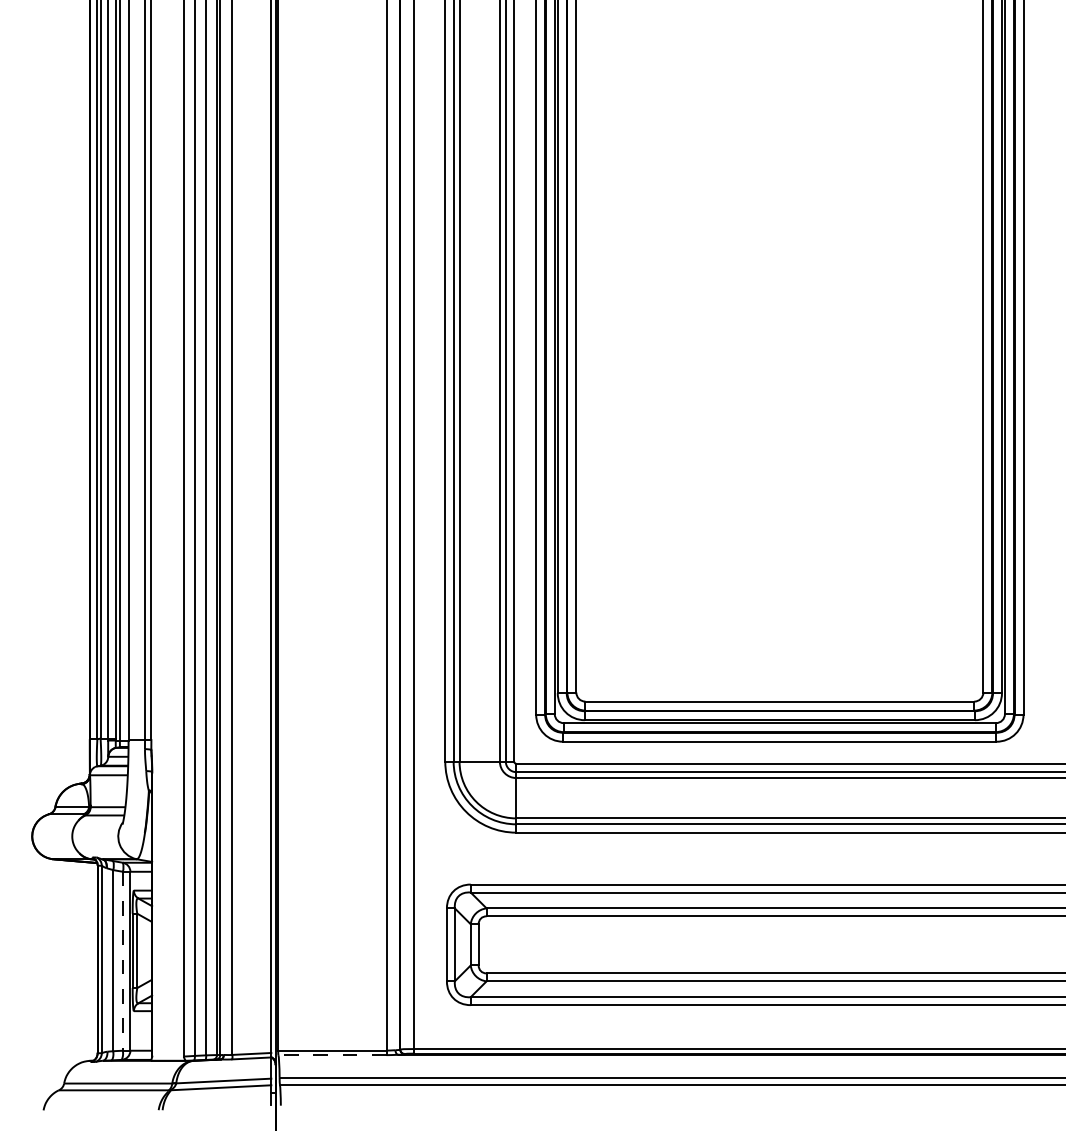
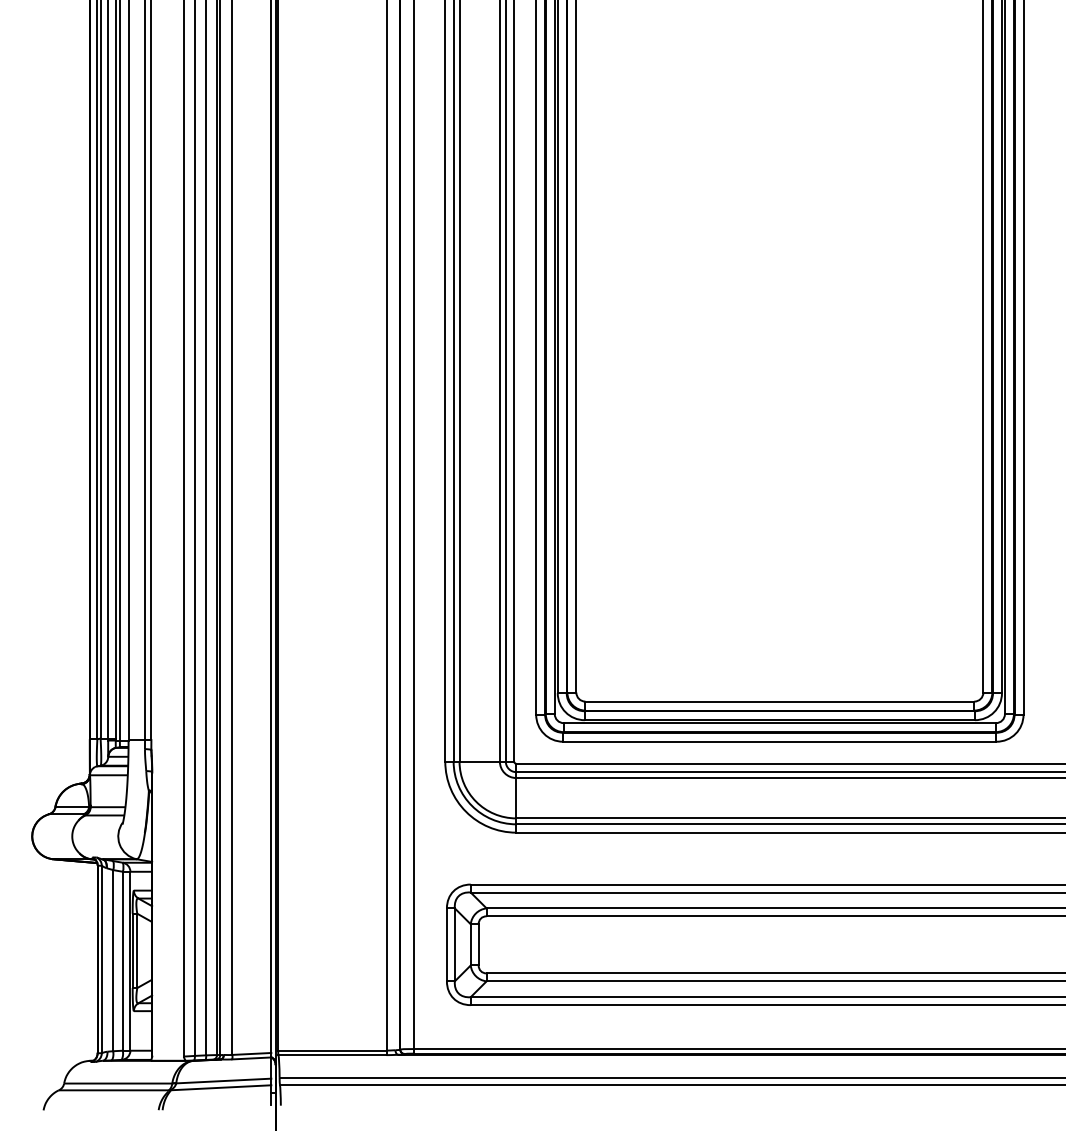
line: dashed -> solid (122, 961)
line: dashed -> solid (331, 1055)
